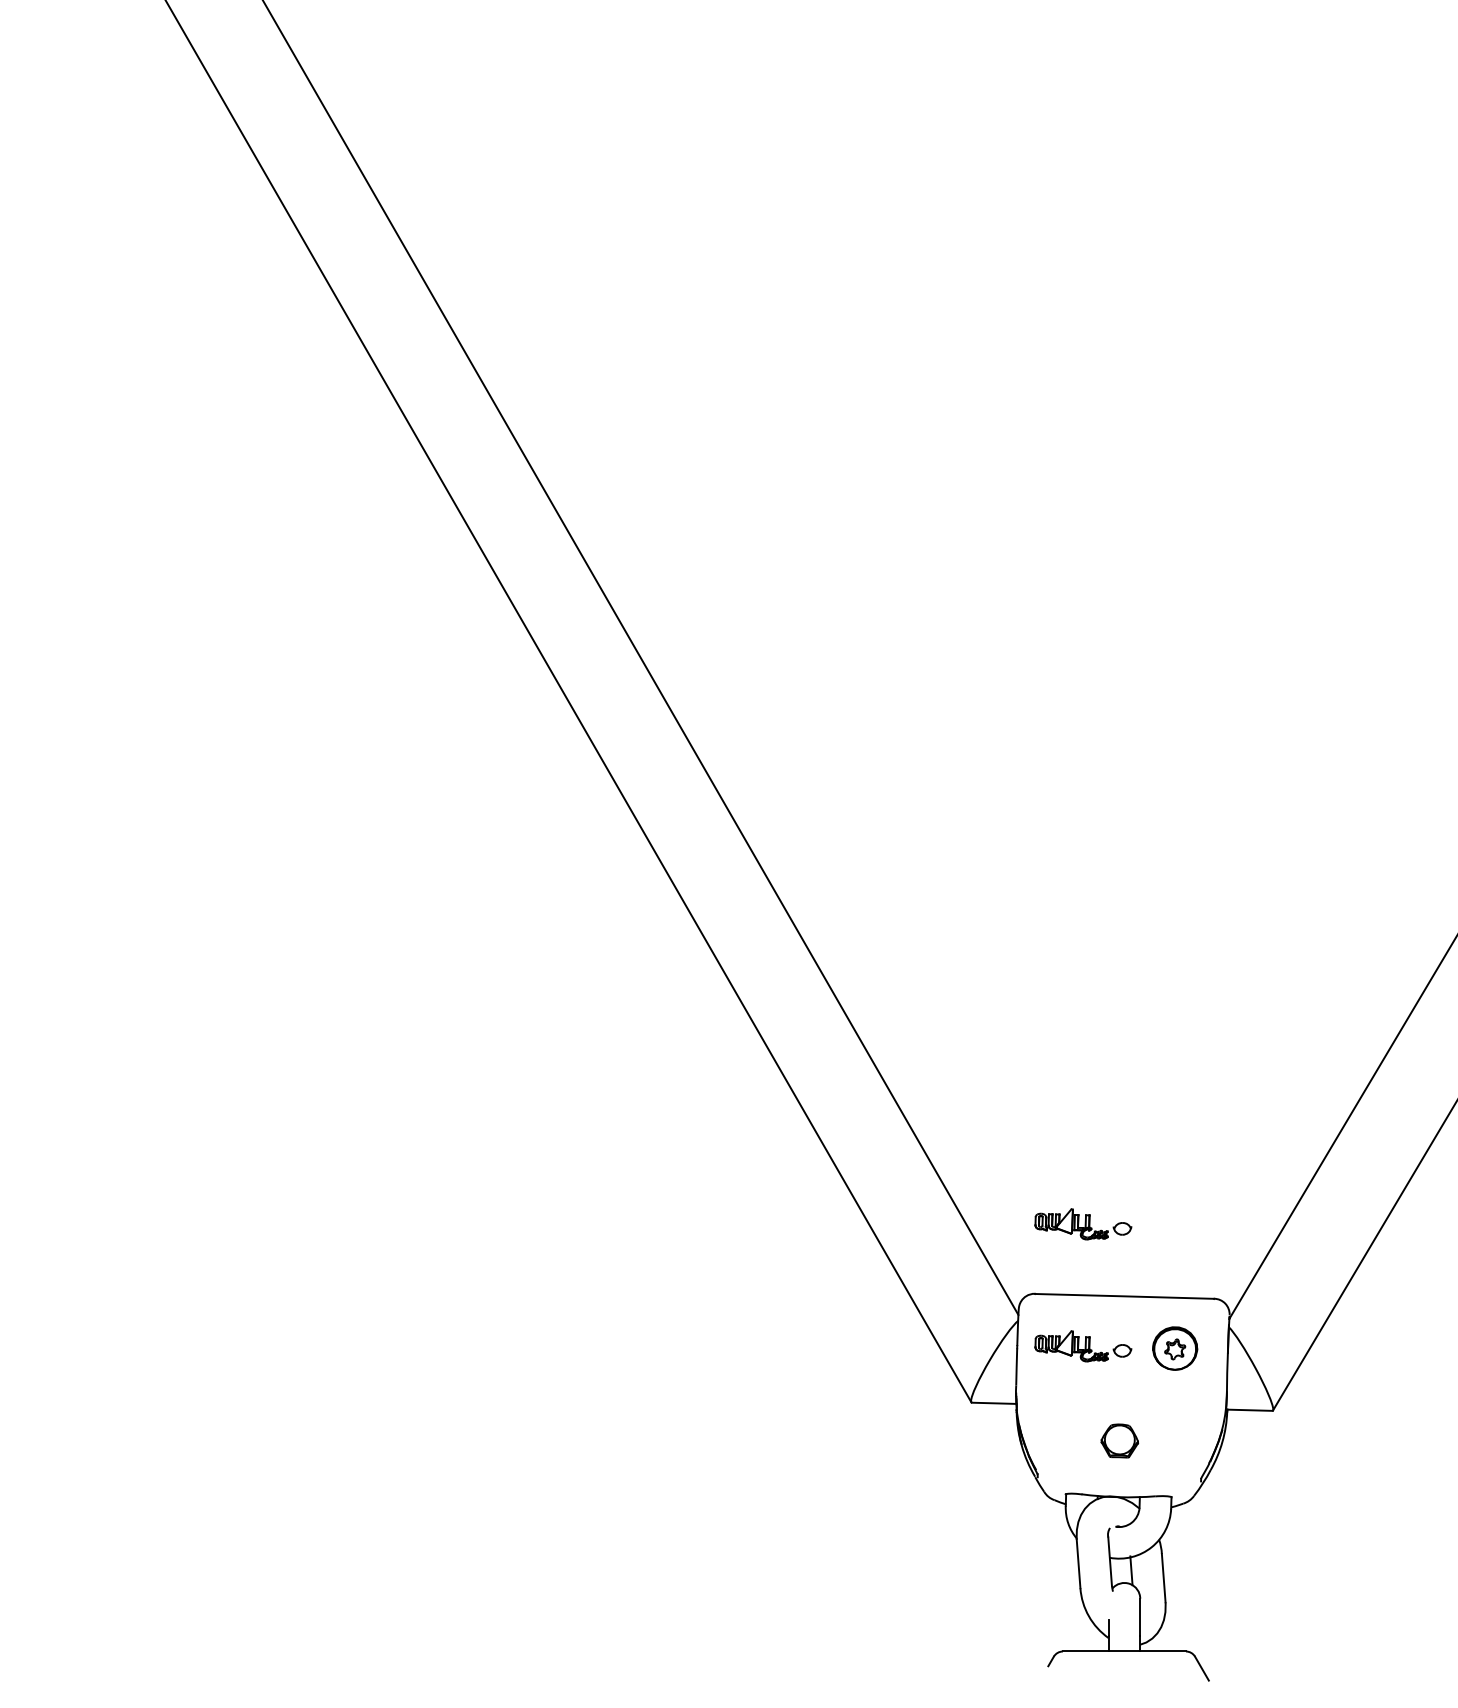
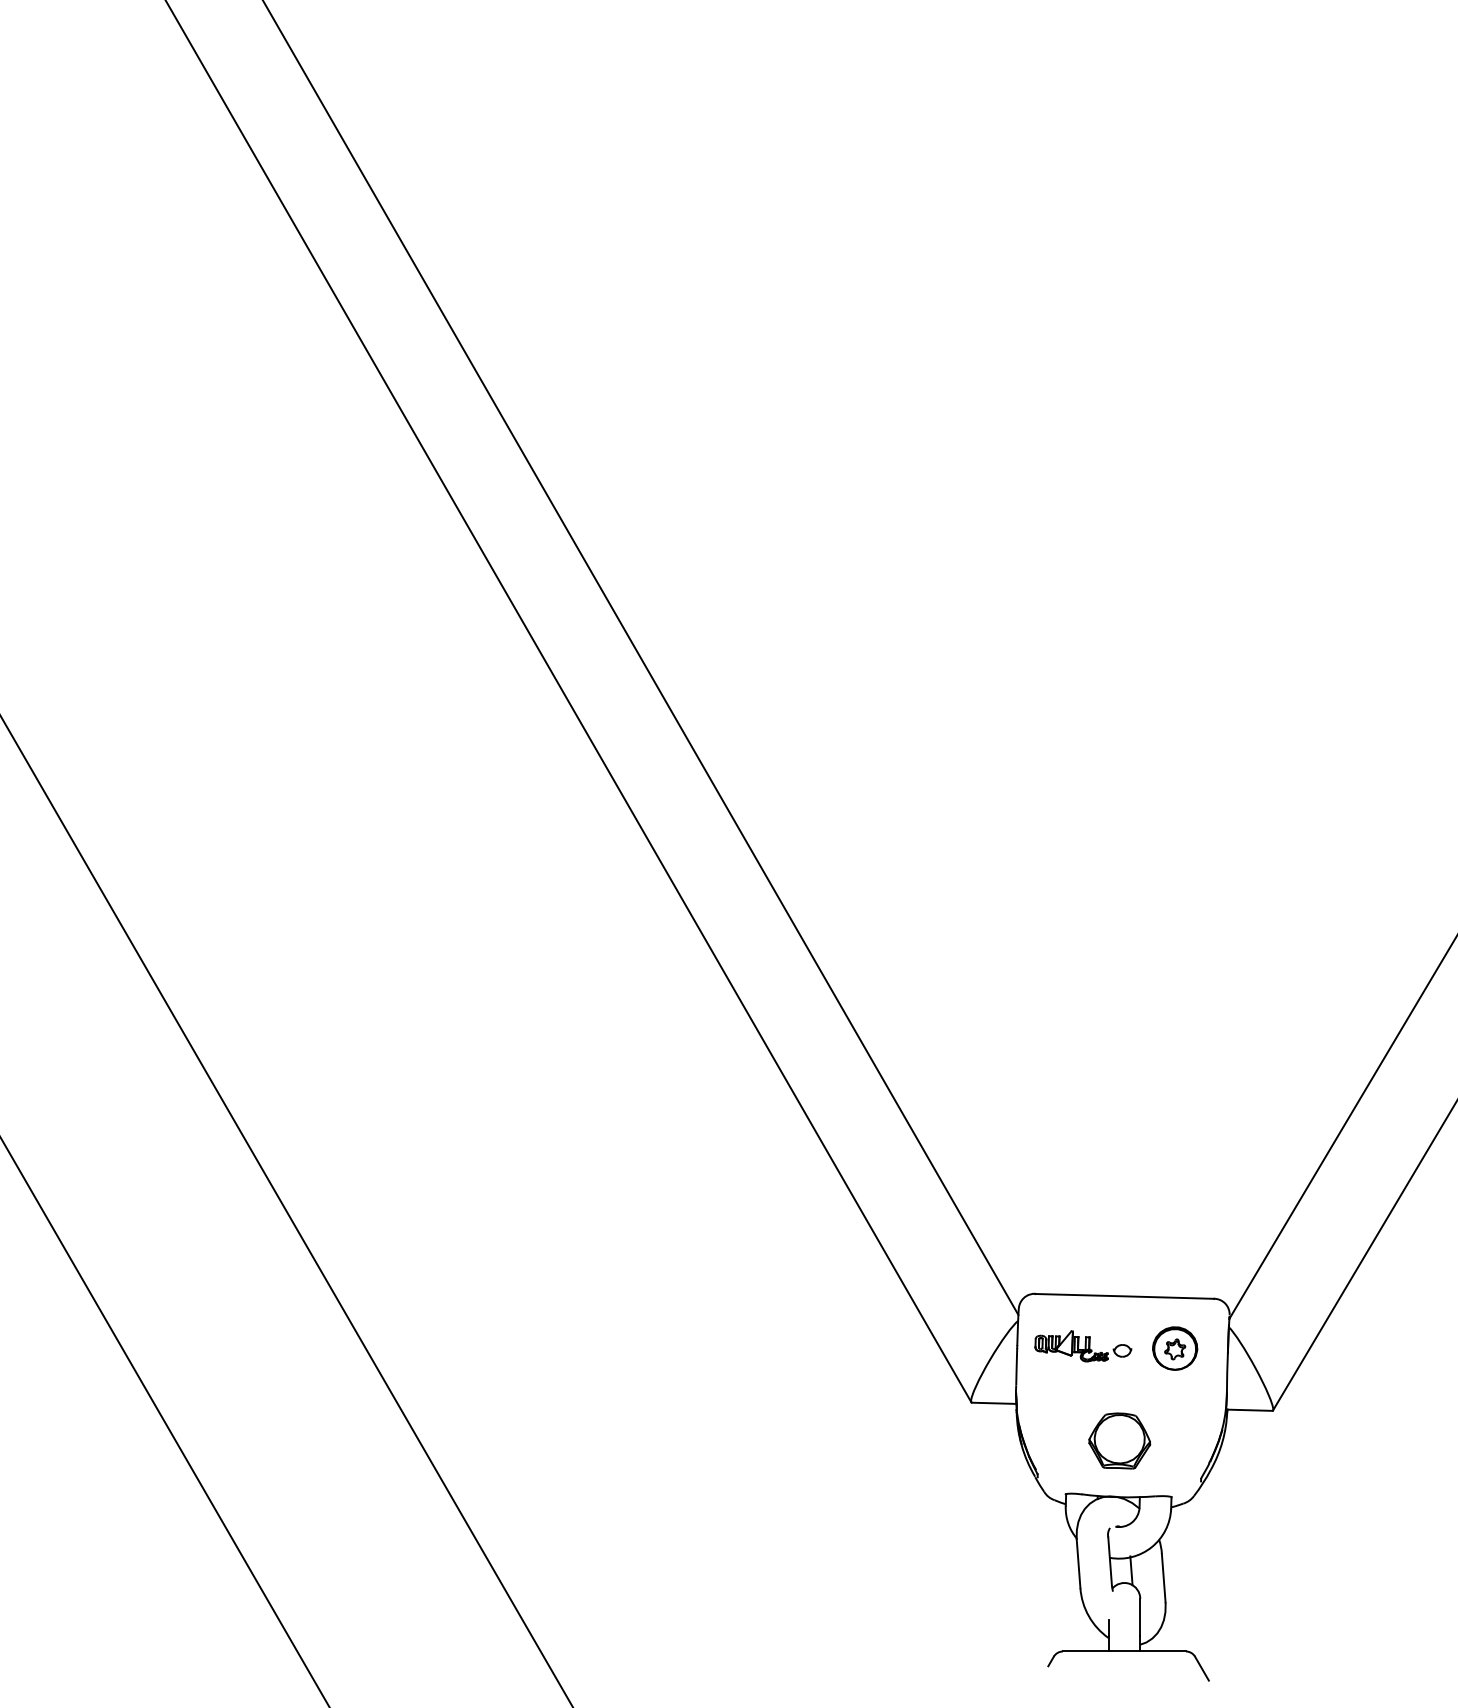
line: none -> present (286, 1211)
part: present -> none (1083, 1224)
line: none -> present (164, 1422)
part size: 40x36 px -> 64x58 px (1119, 1440)
